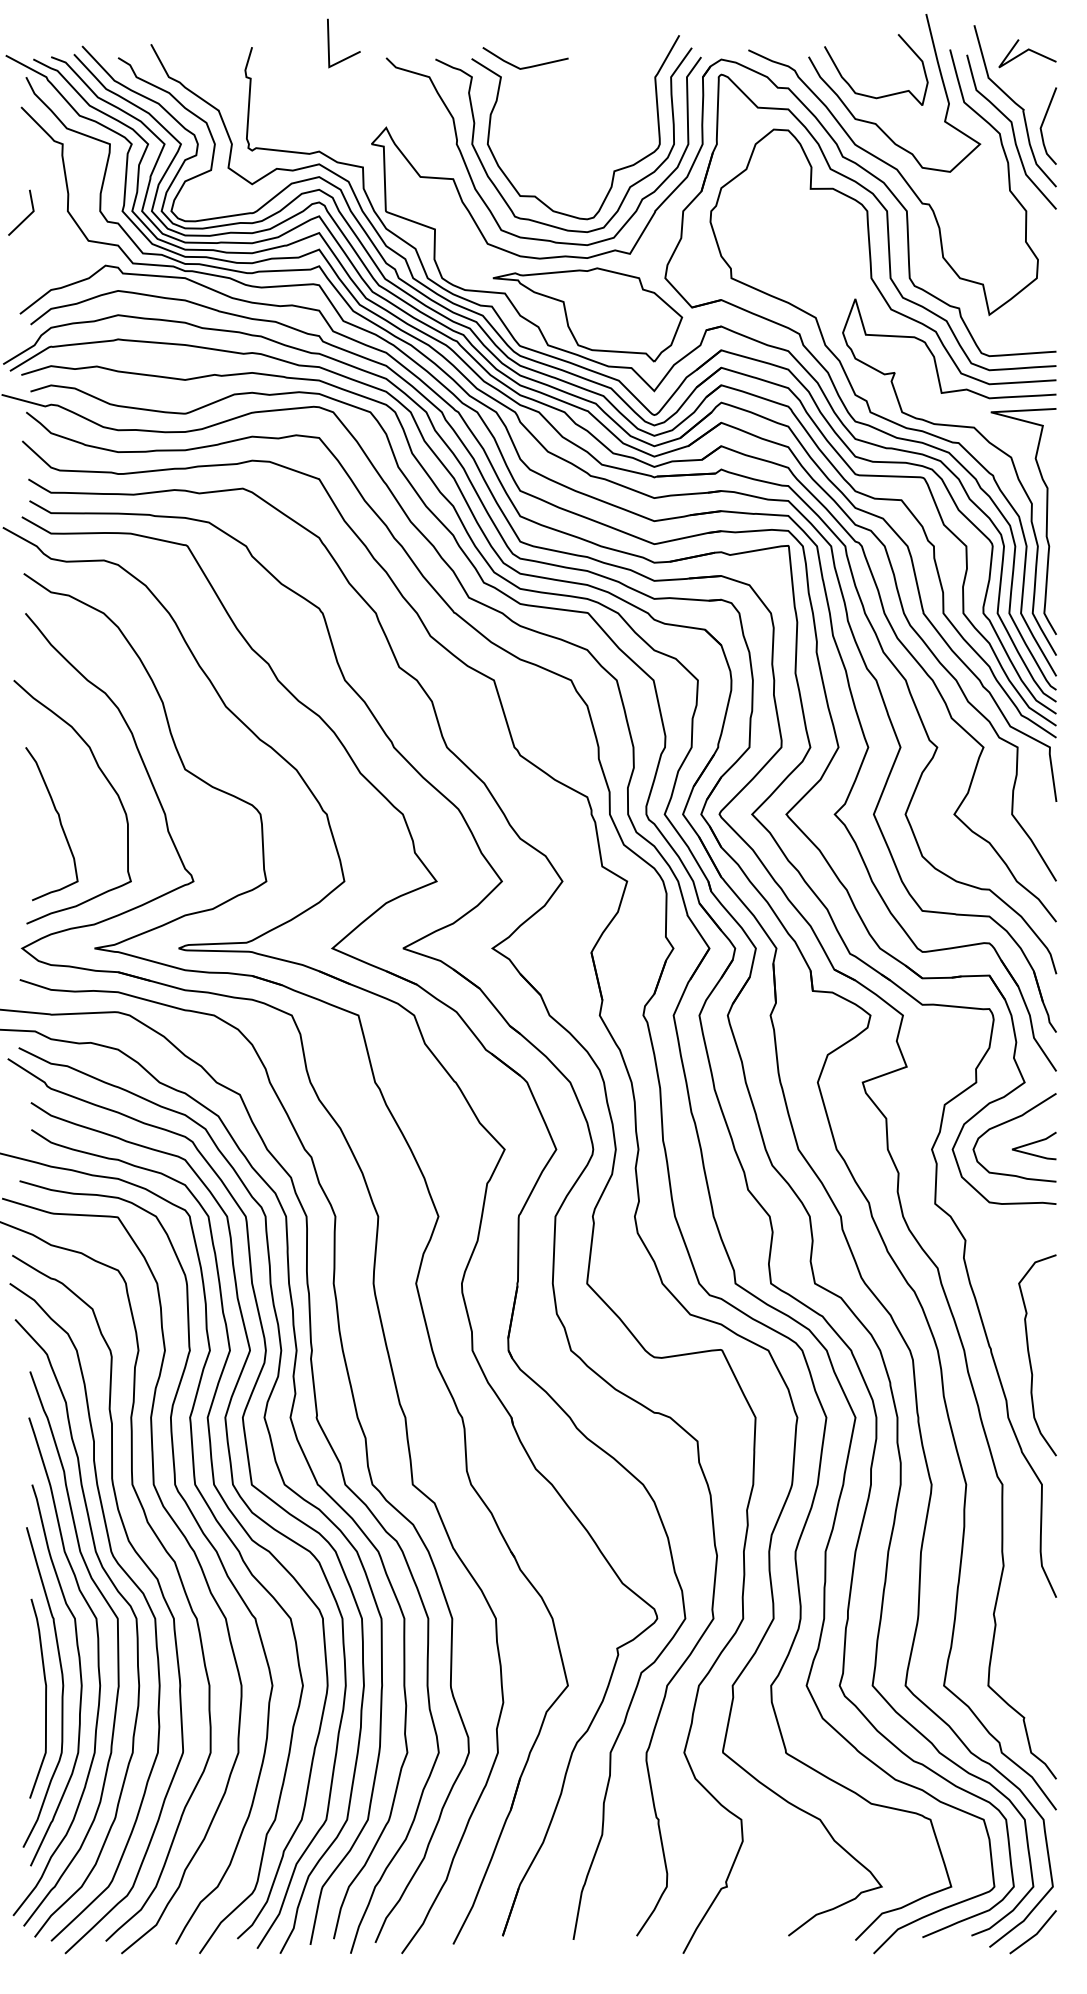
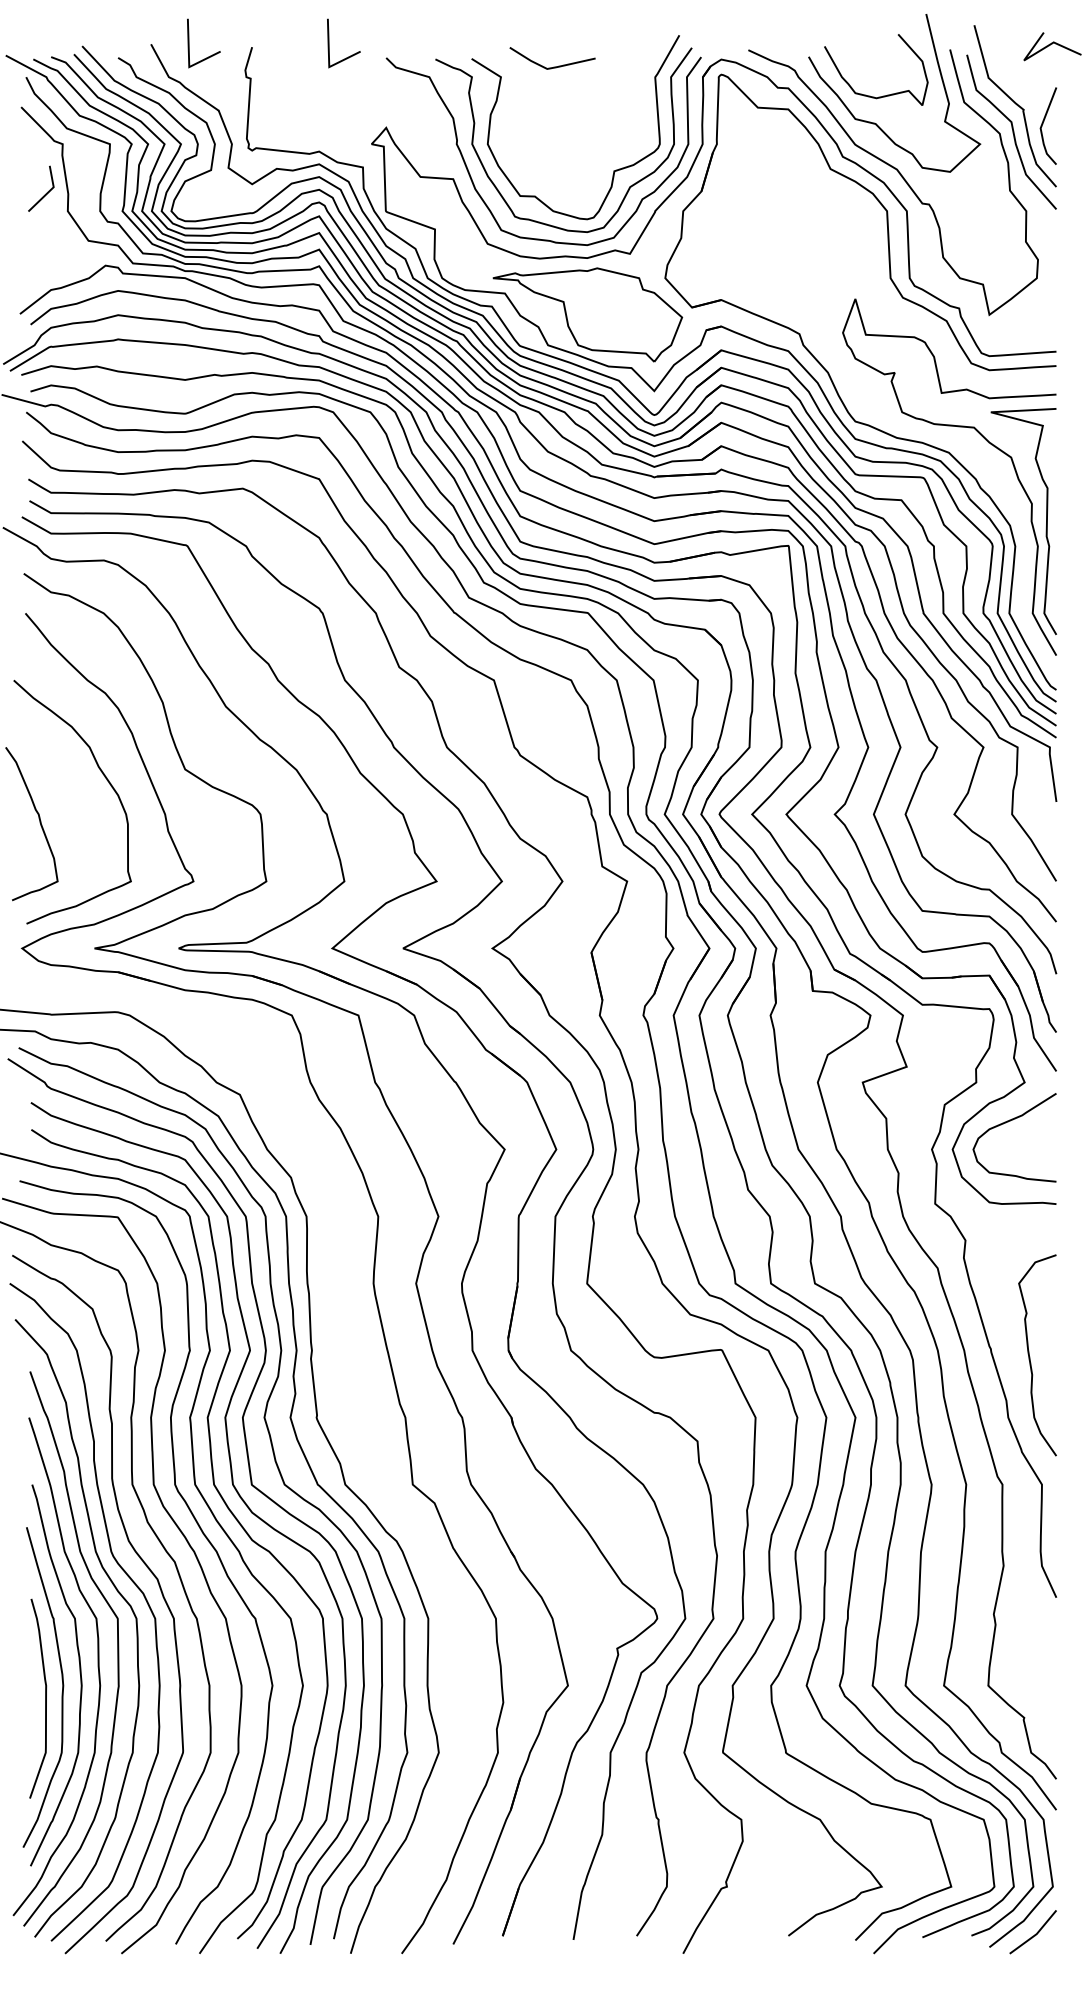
line position: (1027, 51) -> (1052, 44) (1052, 44)
line: none -> present (210, 55)
line position: (526, 66) -> (553, 66) (553, 66)
line position: (26, 216) -> (46, 192) (46, 192)
curve: present -> none (876, 413)
curve position: (59, 822) -> (39, 822) (39, 822)
line: present -> none (1032, 1144)
curve: present -> none (358, 1423)
